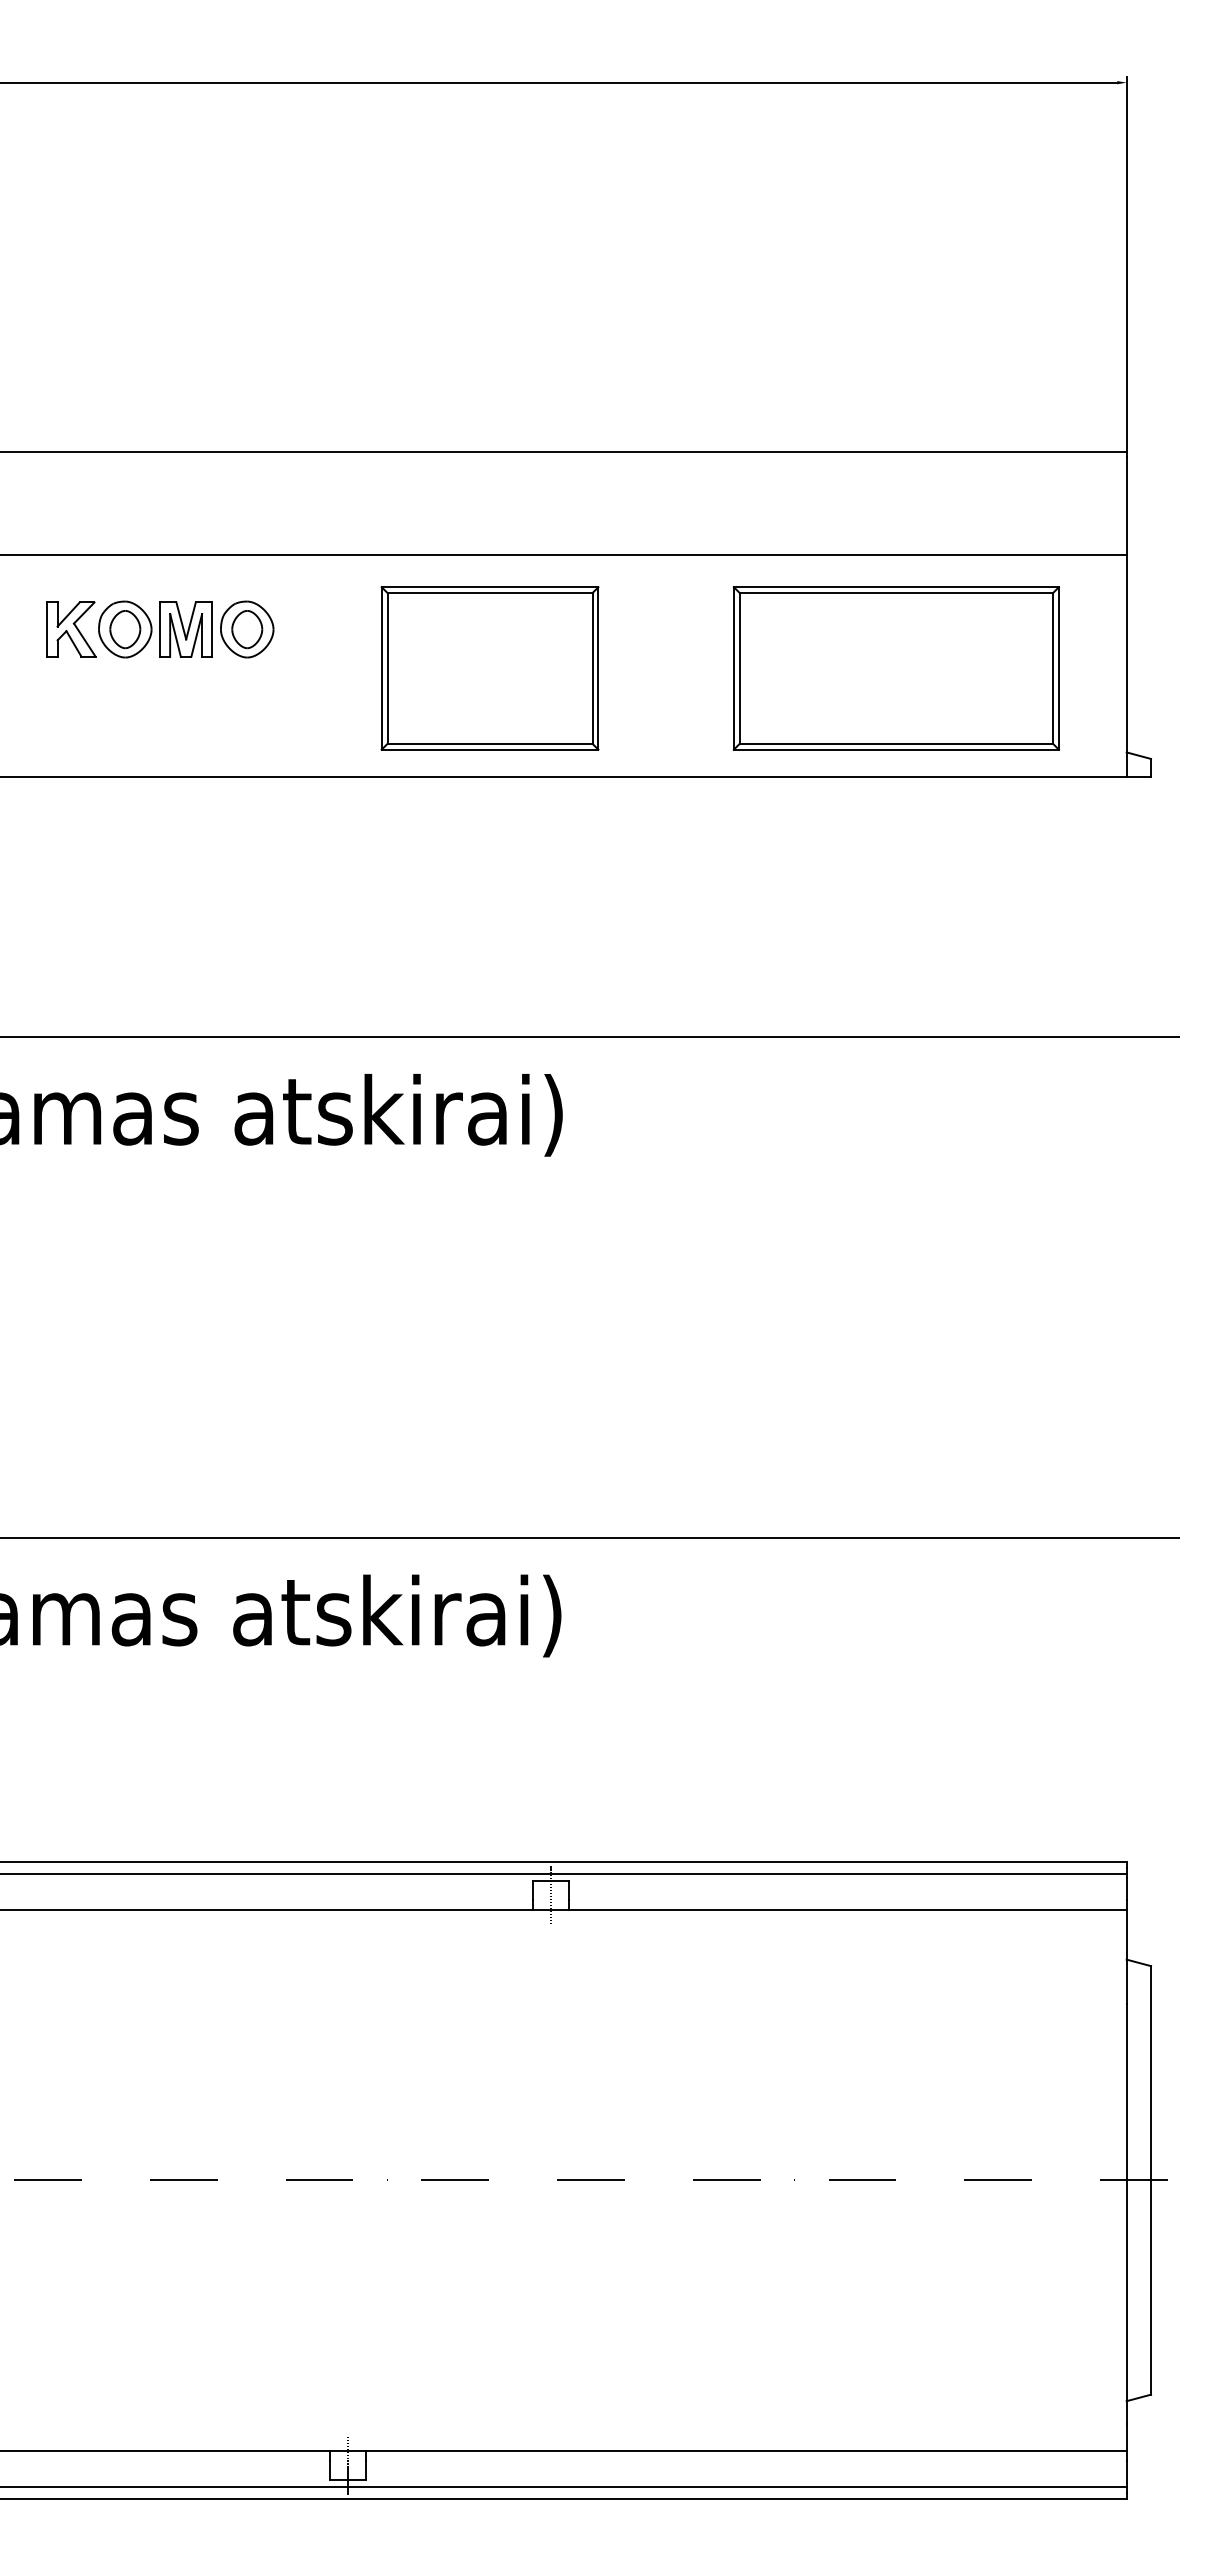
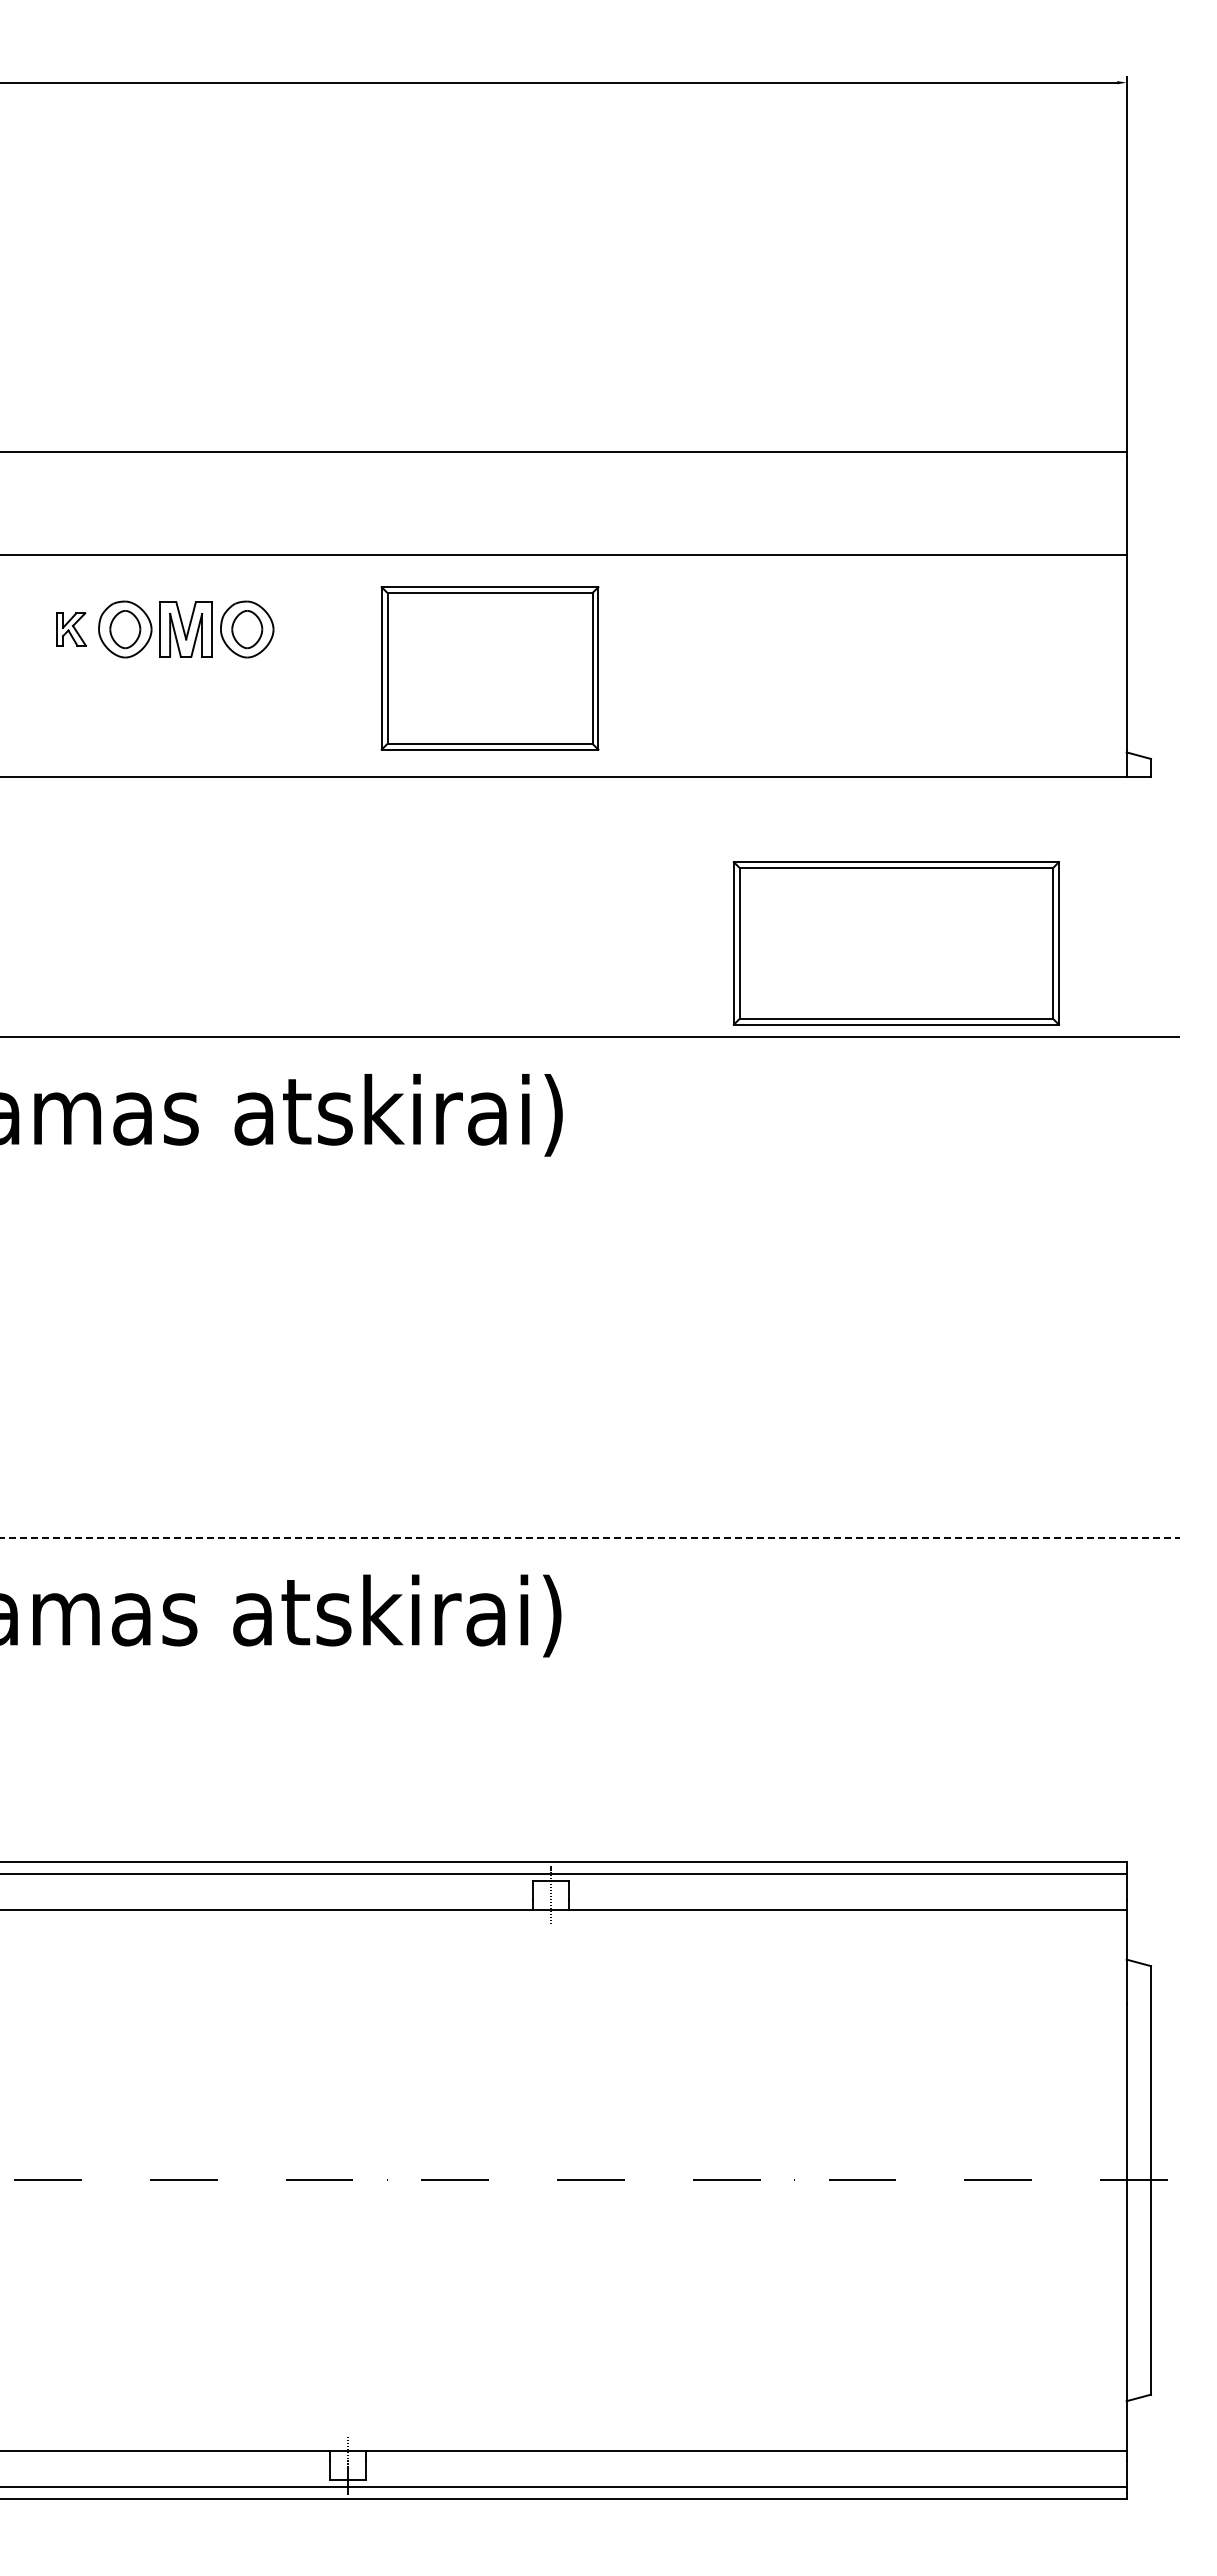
part size: 51x57 px -> 31x35 px (71, 629)
part position: (895, 668) -> (895, 943) (895, 943)
line: solid -> dashed (590, 1537)
